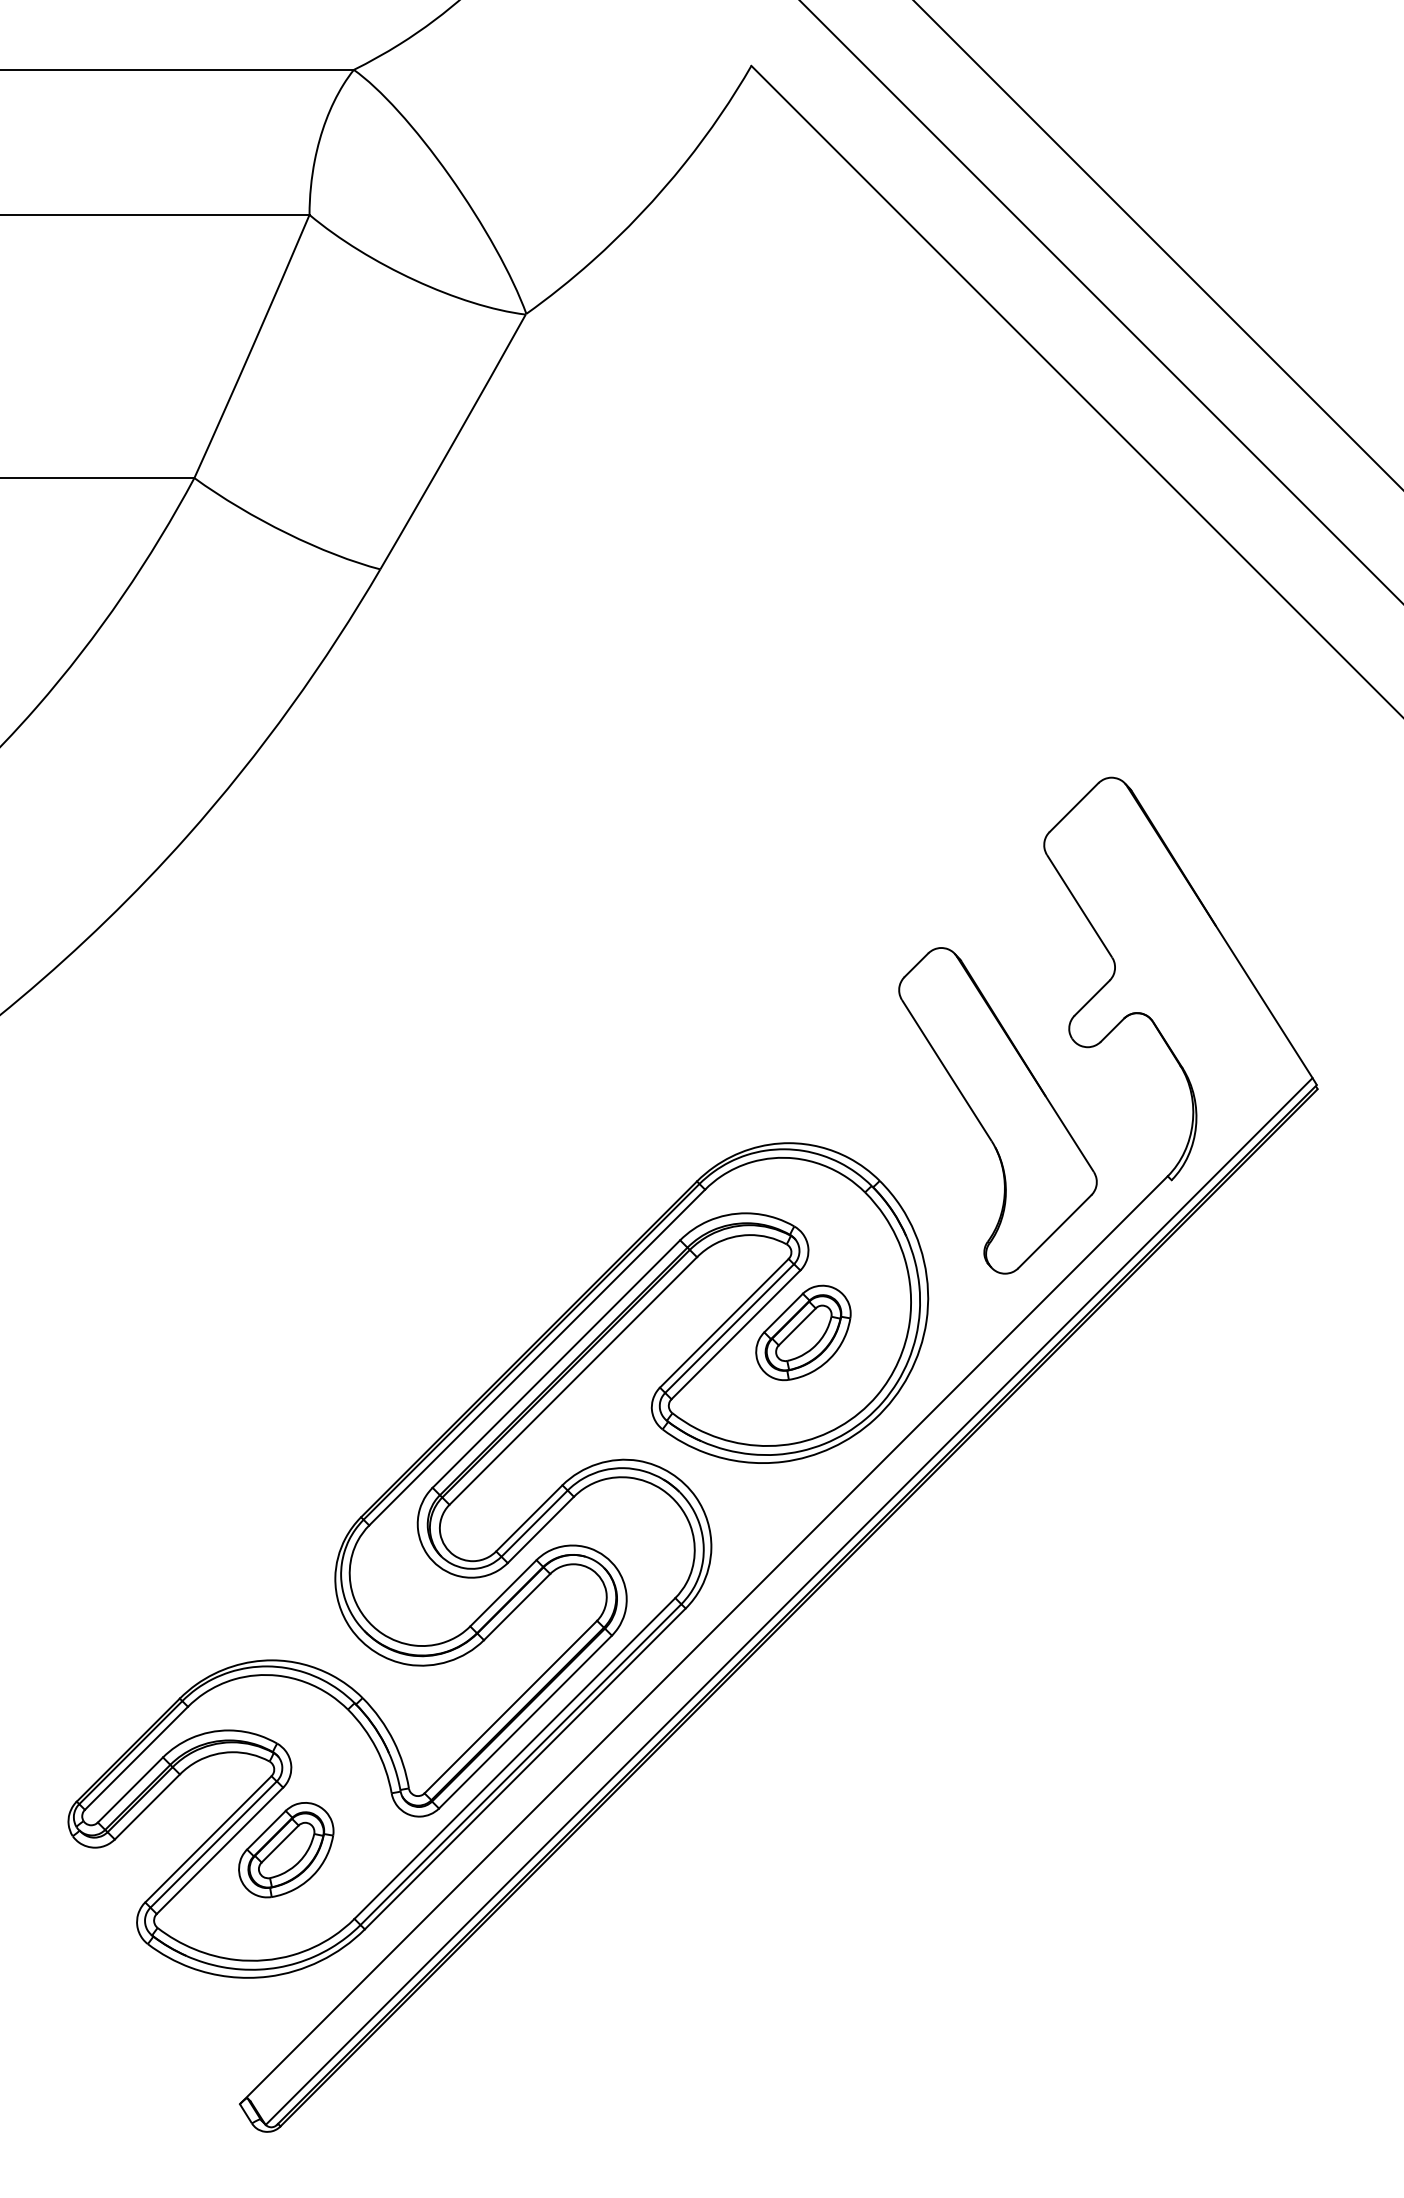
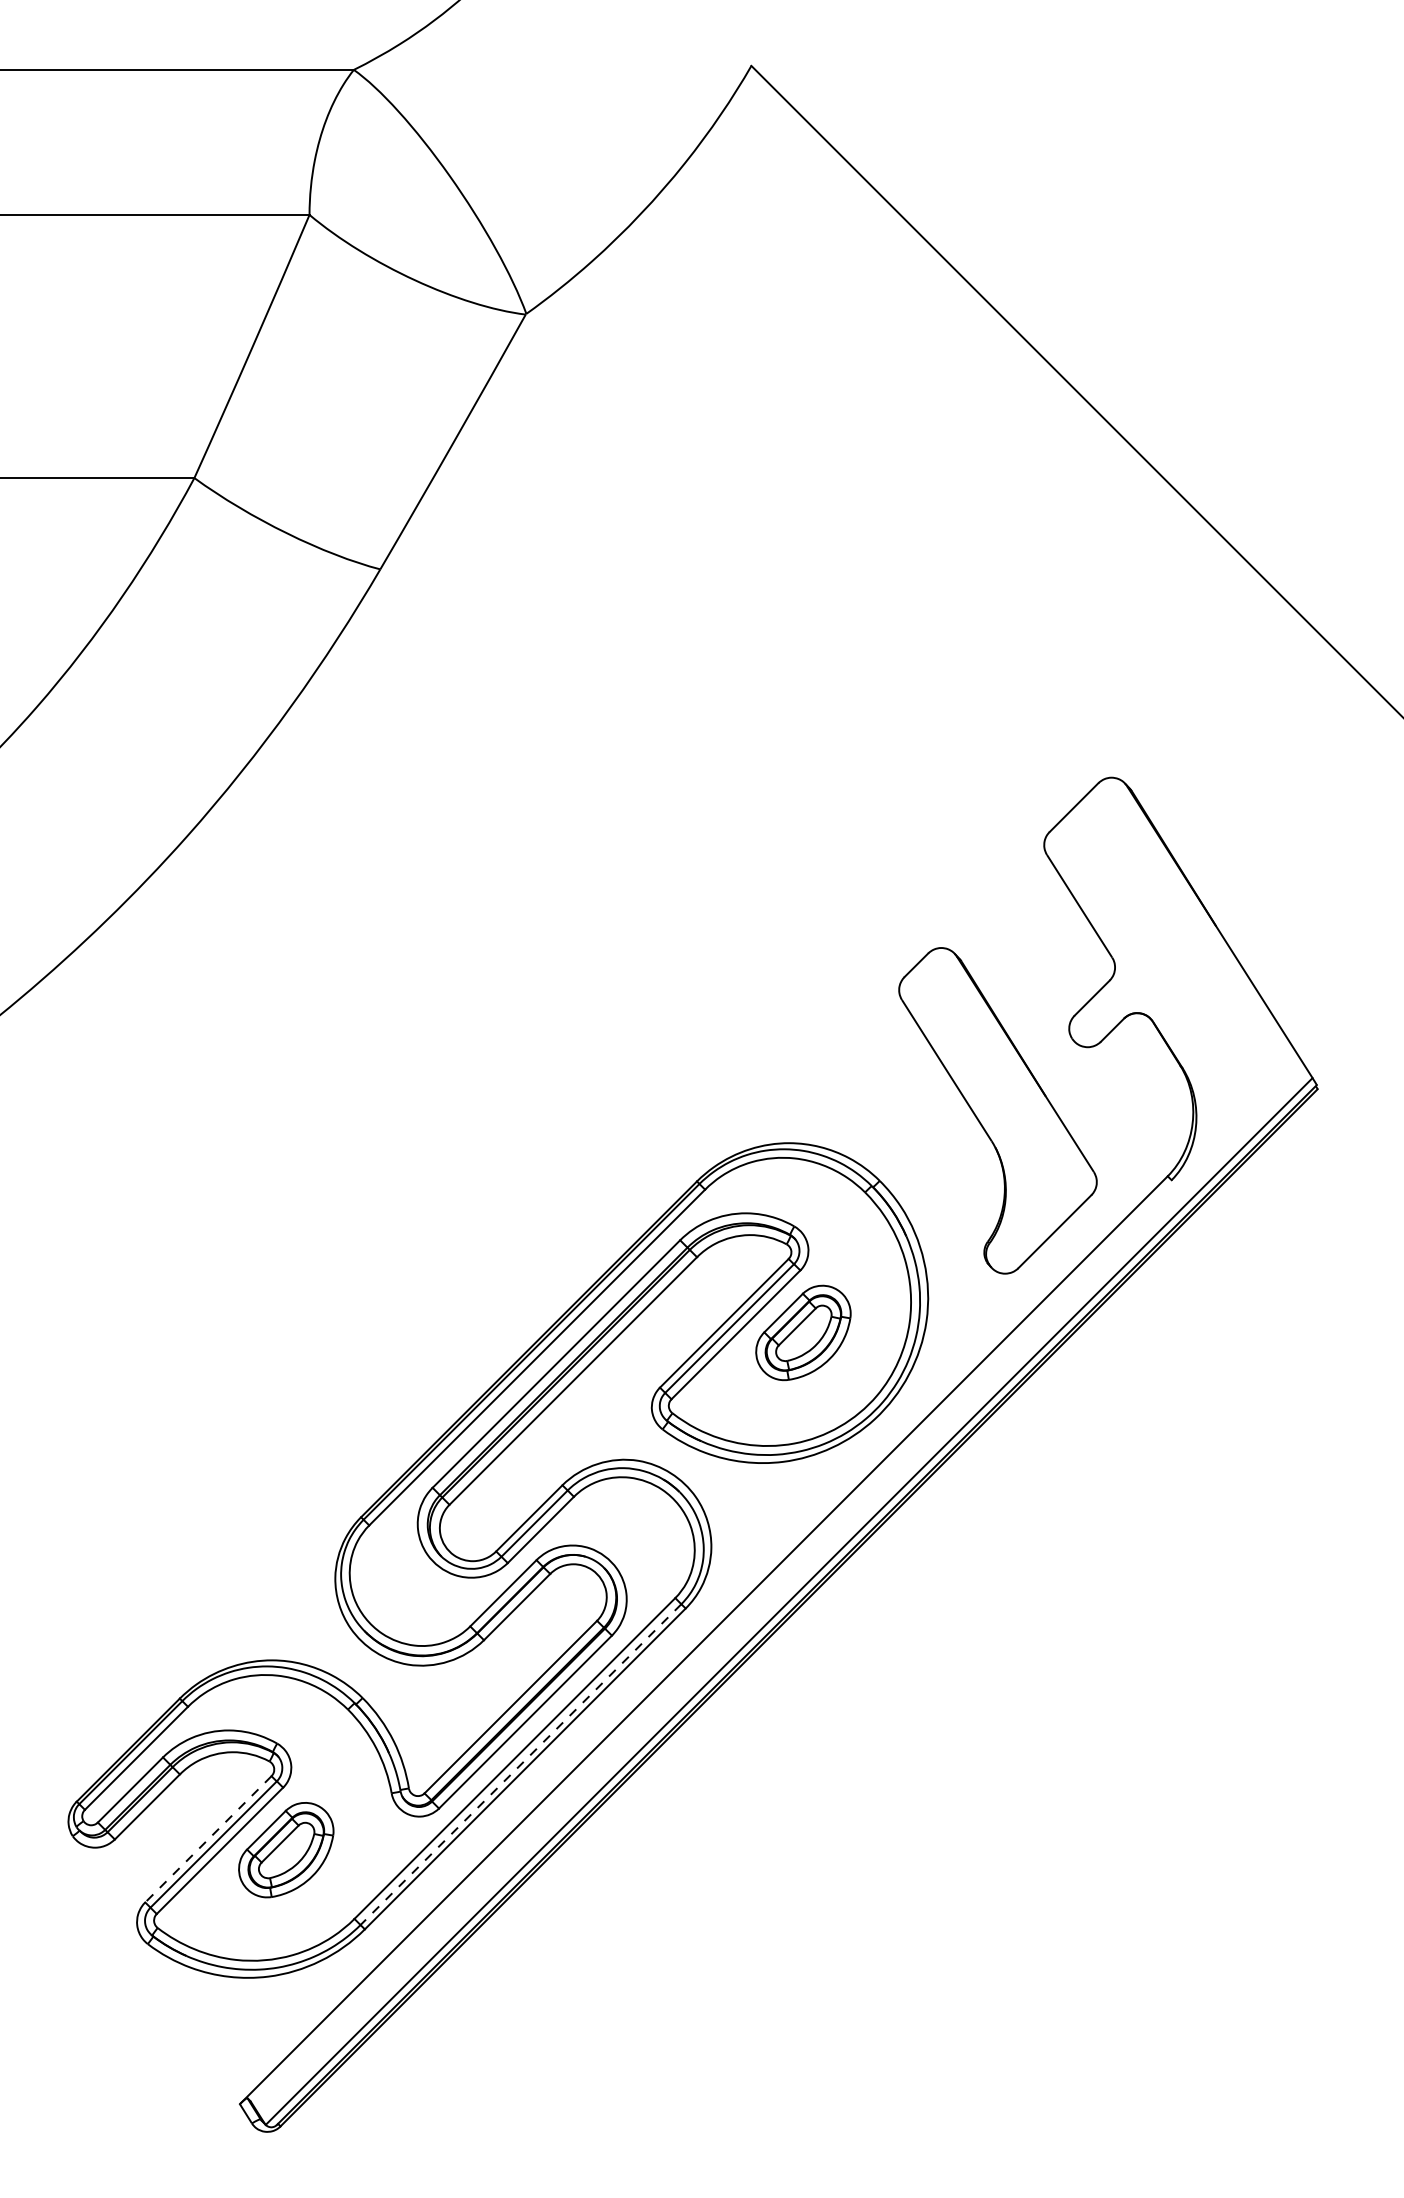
line: present -> none (1157, 244)
line: present -> none (1100, 301)
line: solid -> dashed (520, 1764)
line: solid -> dashed (208, 1839)
